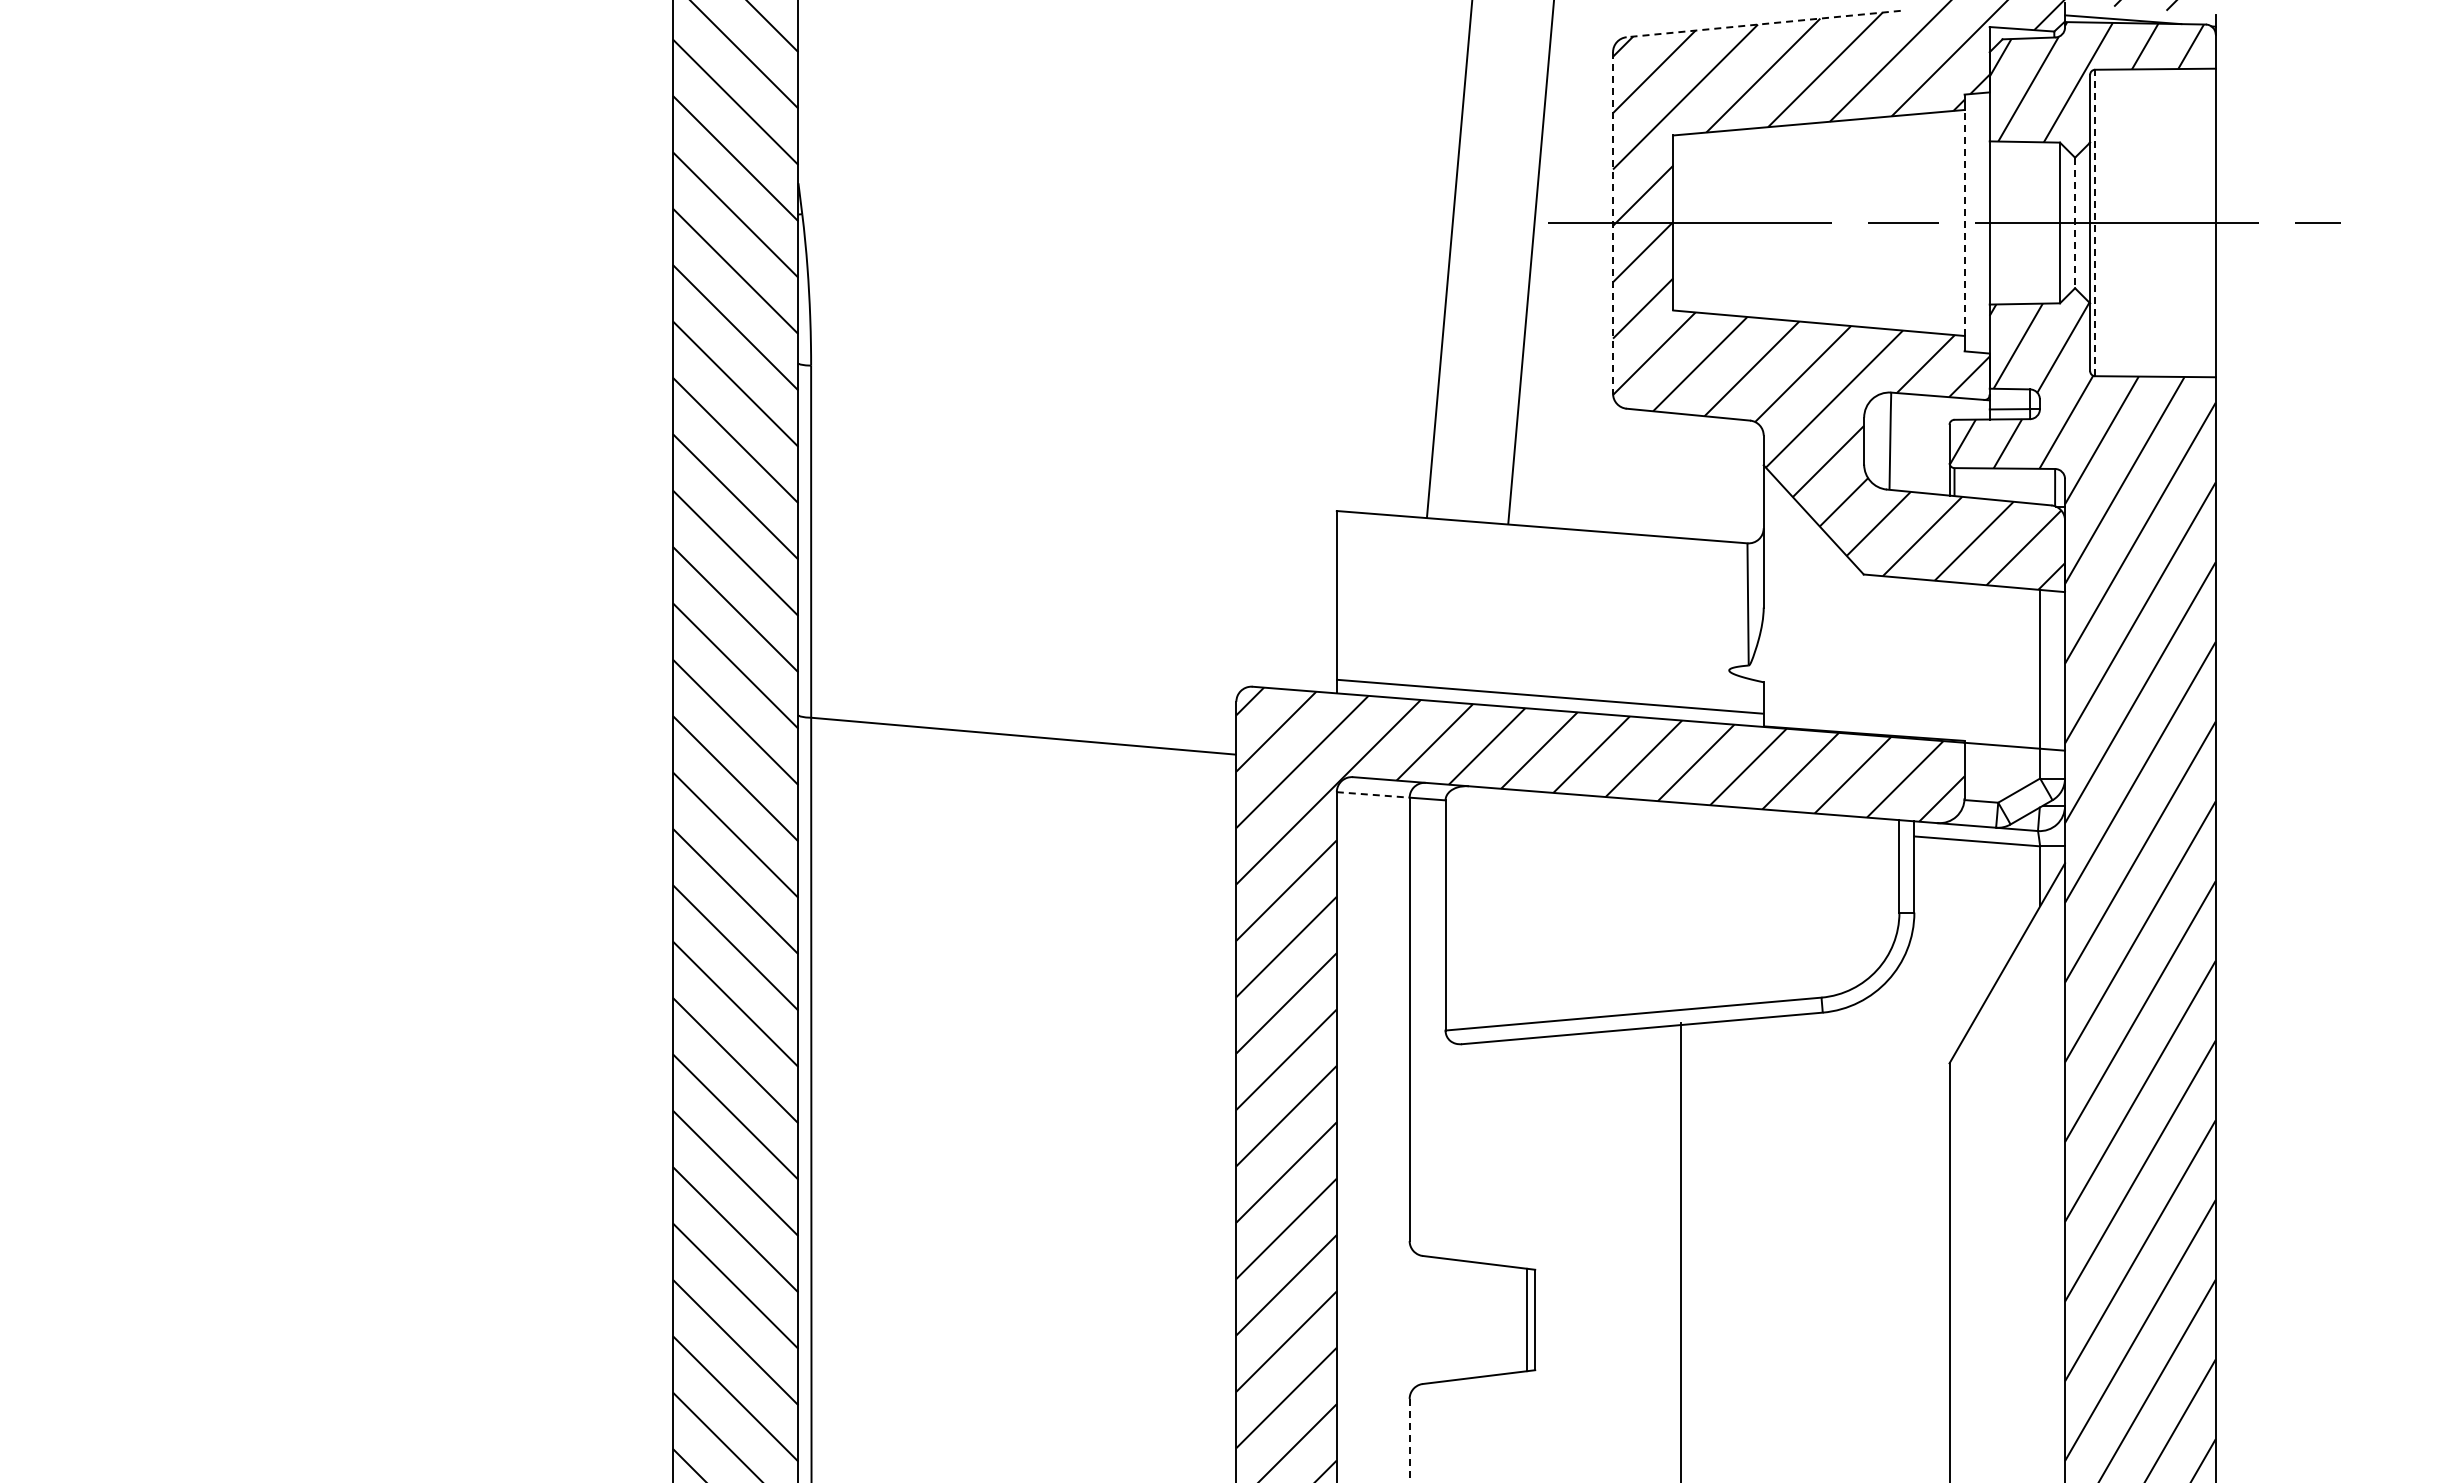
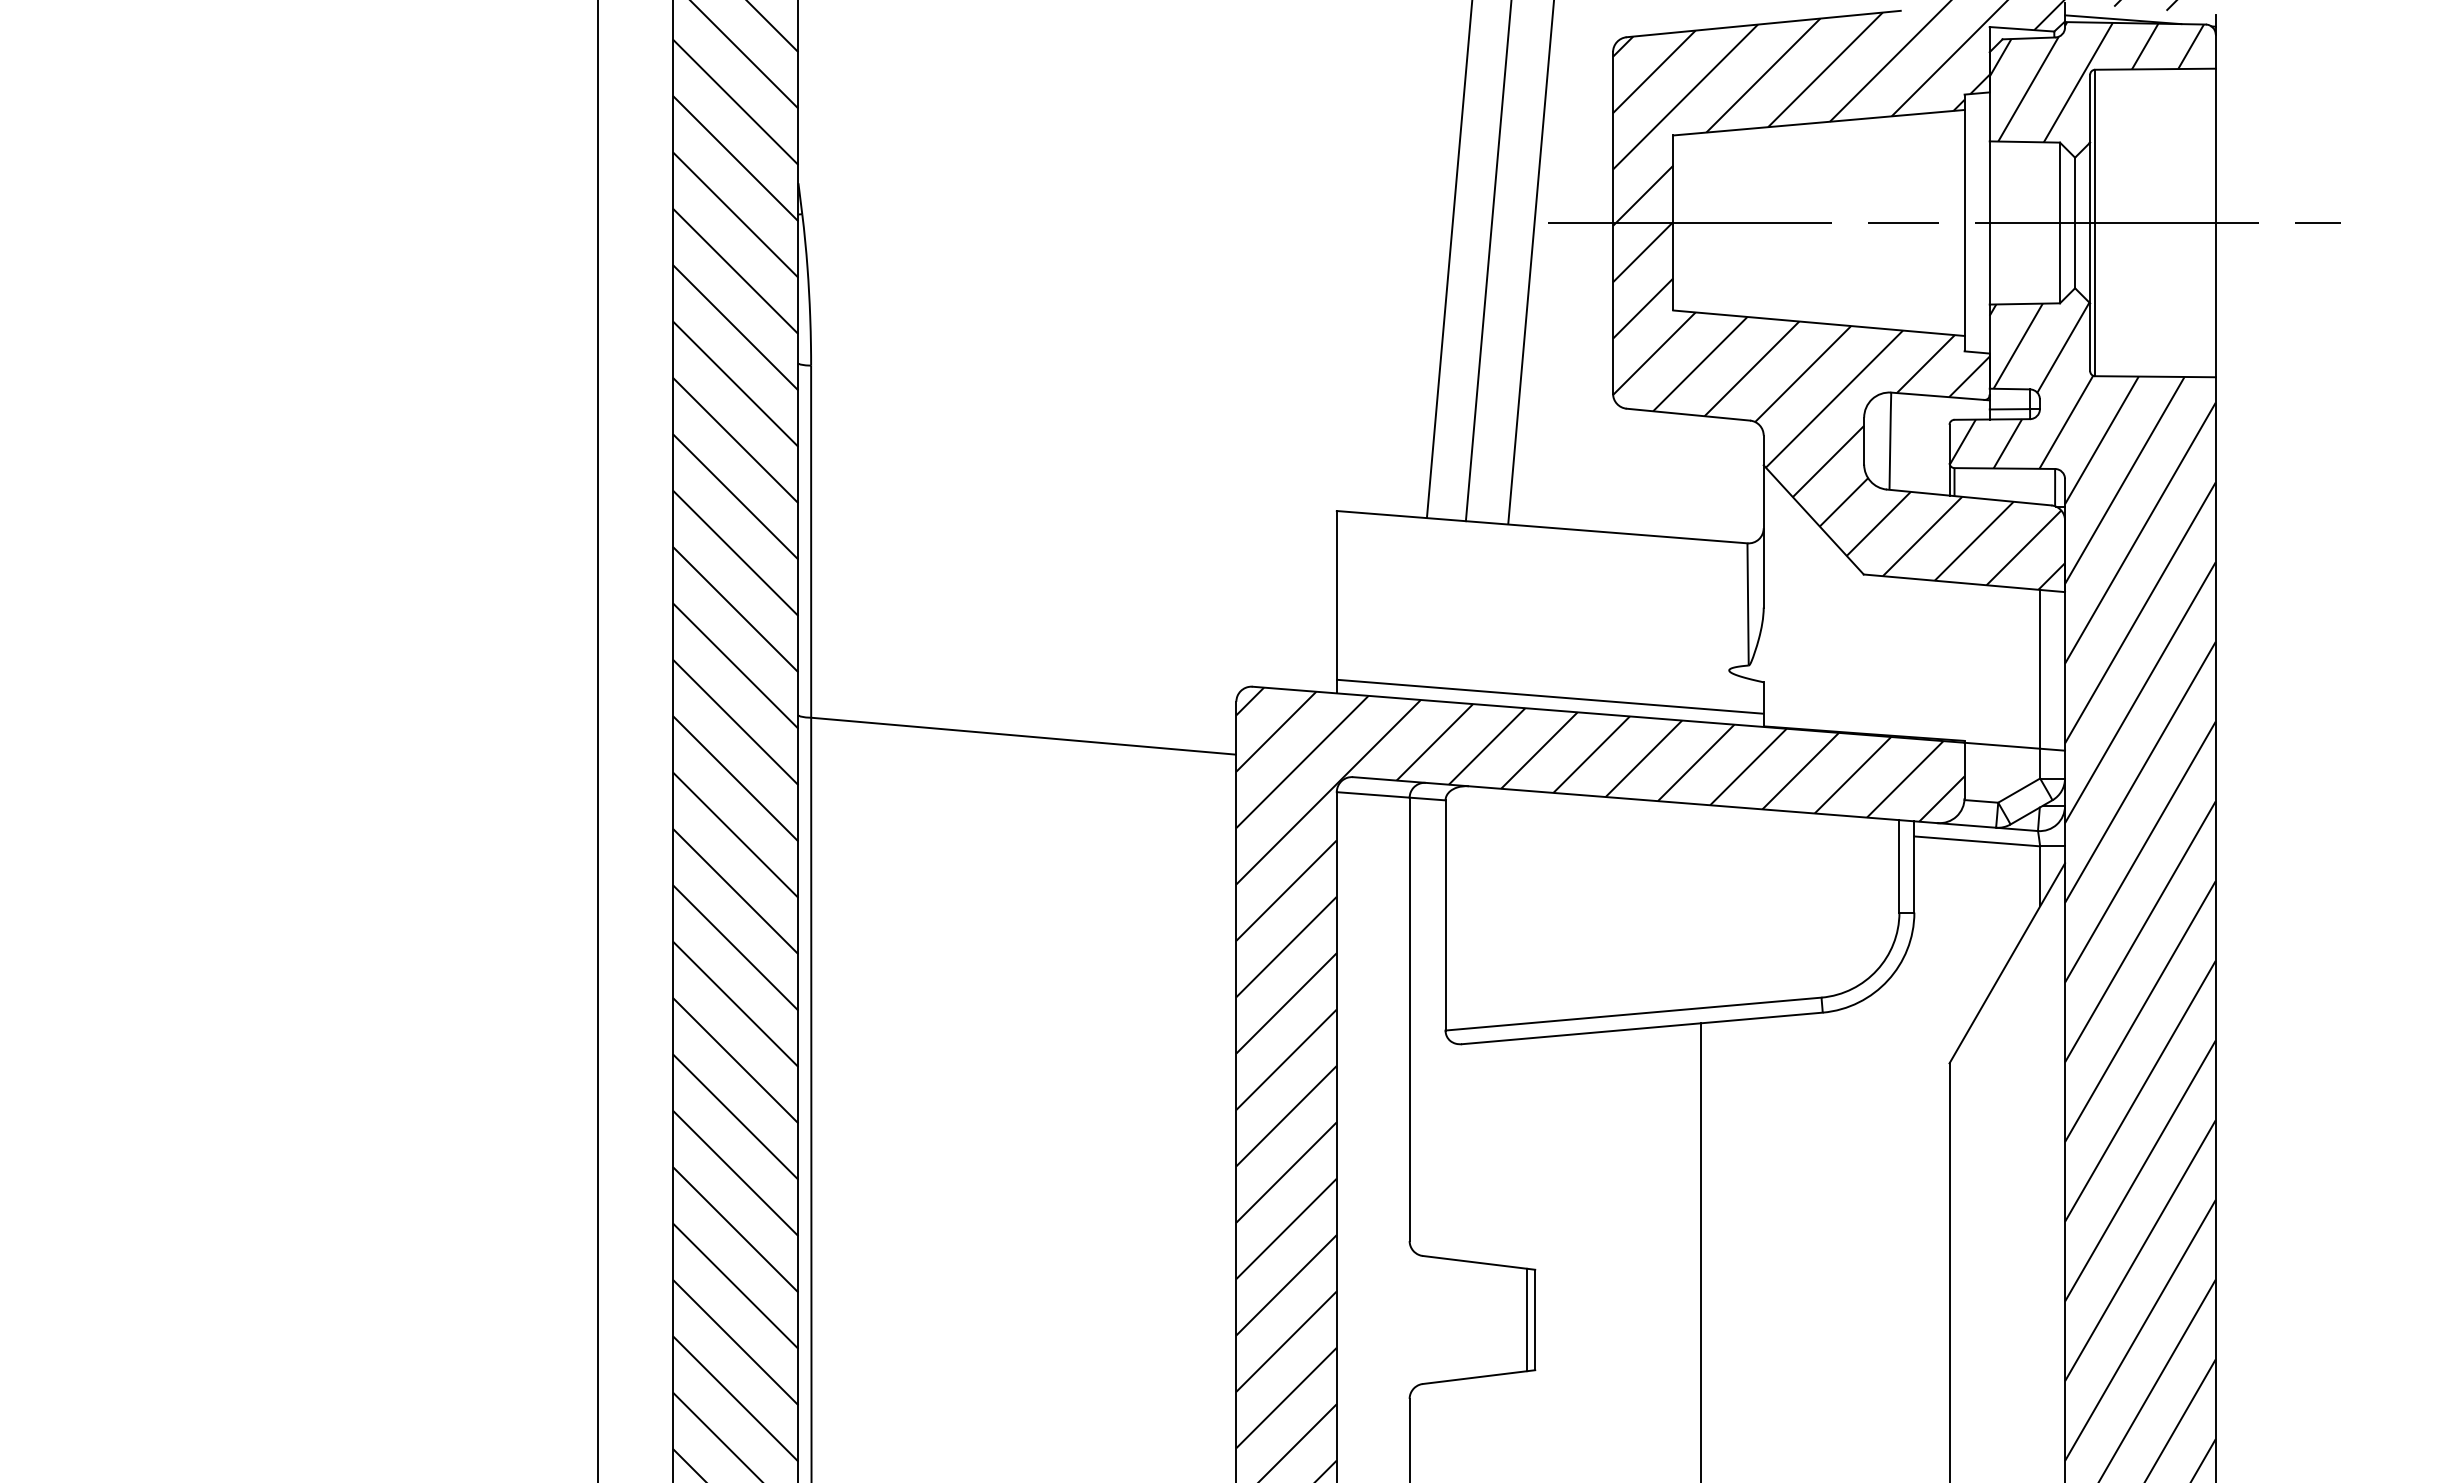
line: dashed -> solid (1763, 24)
line: dashed -> solid (1613, 222)
line: dashed -> solid (1964, 222)
line: dashed -> solid (2095, 222)
line: dashed -> solid (2075, 223)
line: none -> present (1488, 261)
line: none -> present (598, 740)
line: dashed -> solid (1373, 794)
line position: (1680, 1251) -> (1700, 1251) (1700, 1251)
line: dashed -> solid (1409, 1440)
